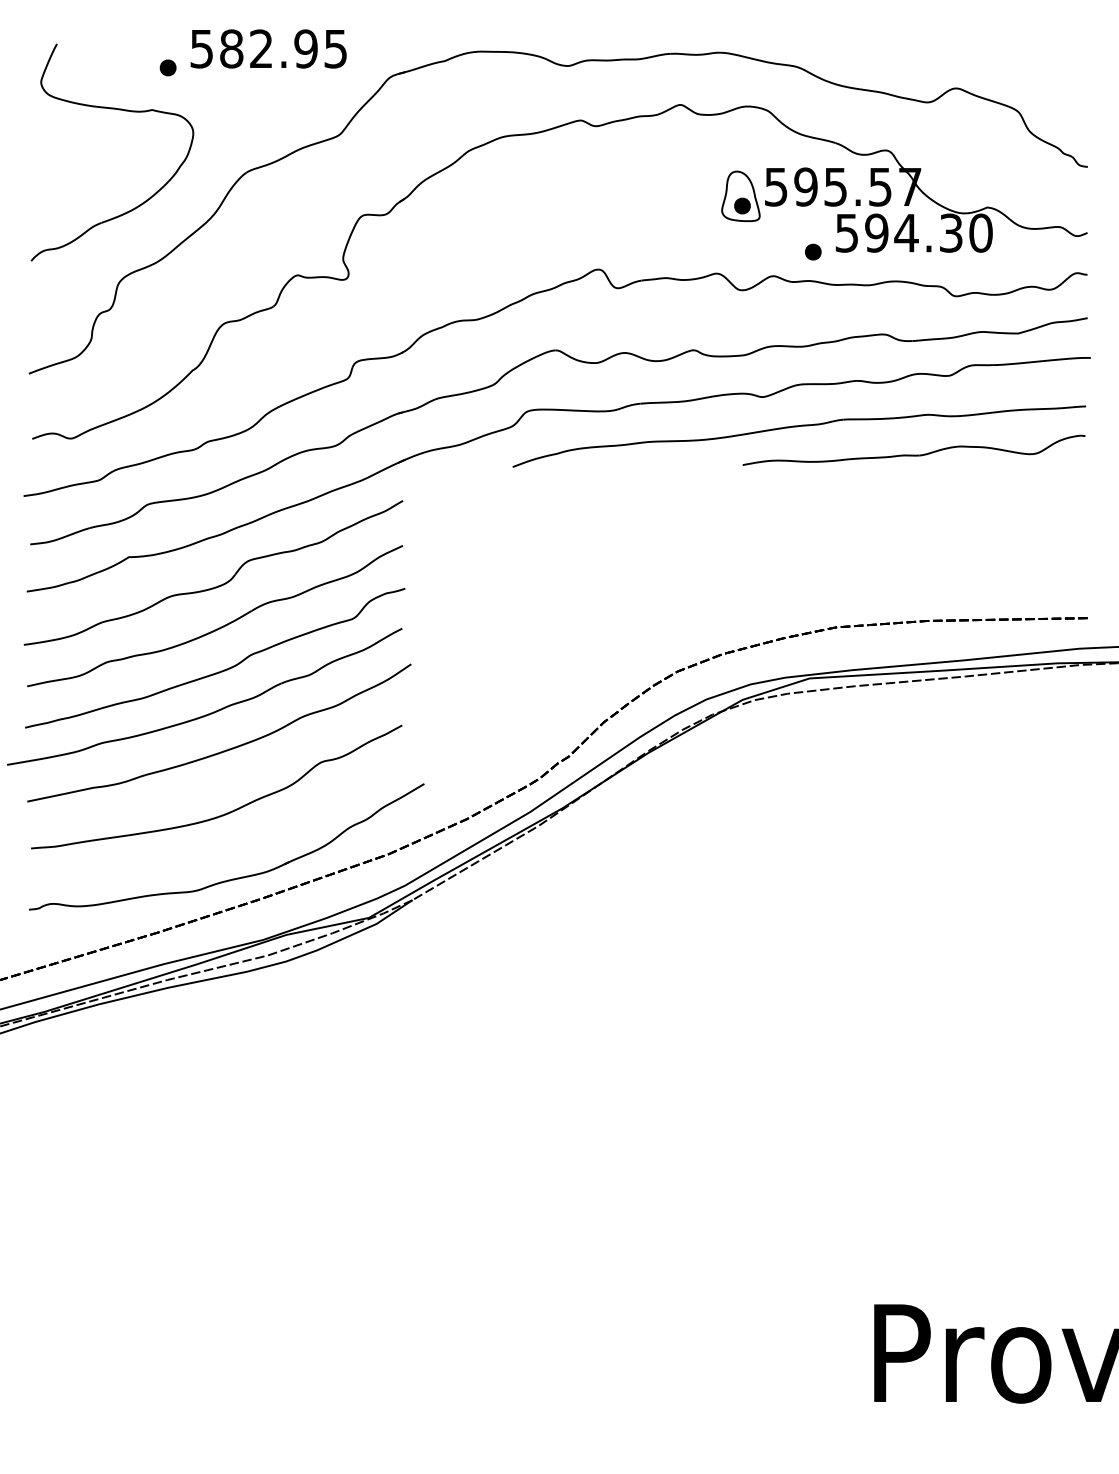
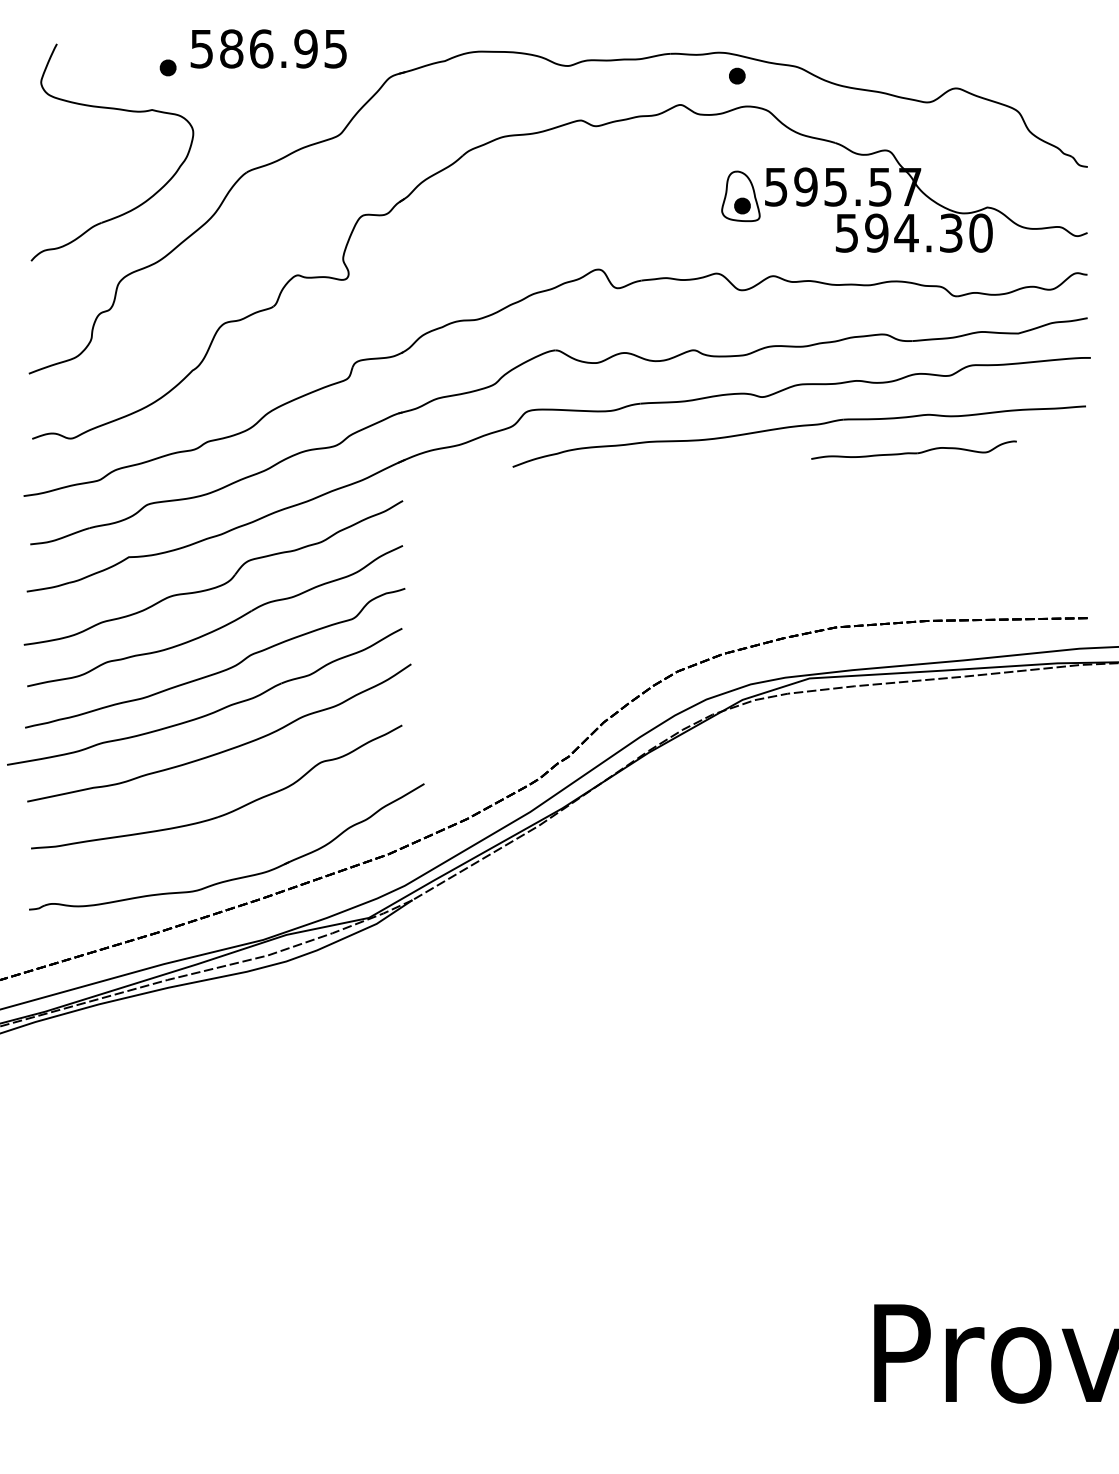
text: 582.95 -> 586.95 (261, 48)
part position: (813, 251) -> (737, 75) (737, 75)
part size: 344x32 px -> 206x20 px (913, 449)
